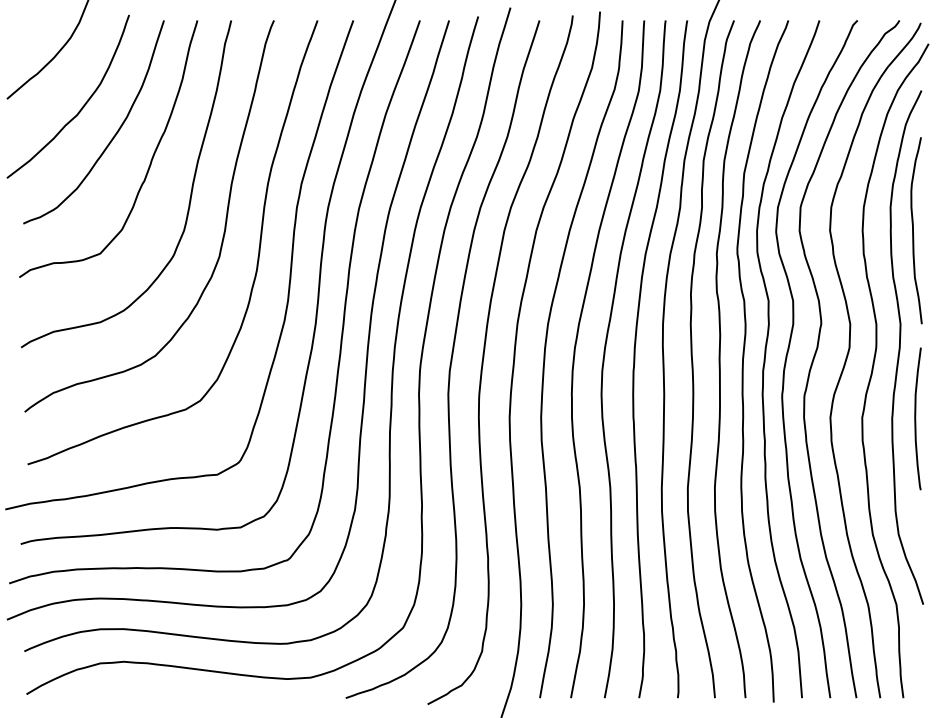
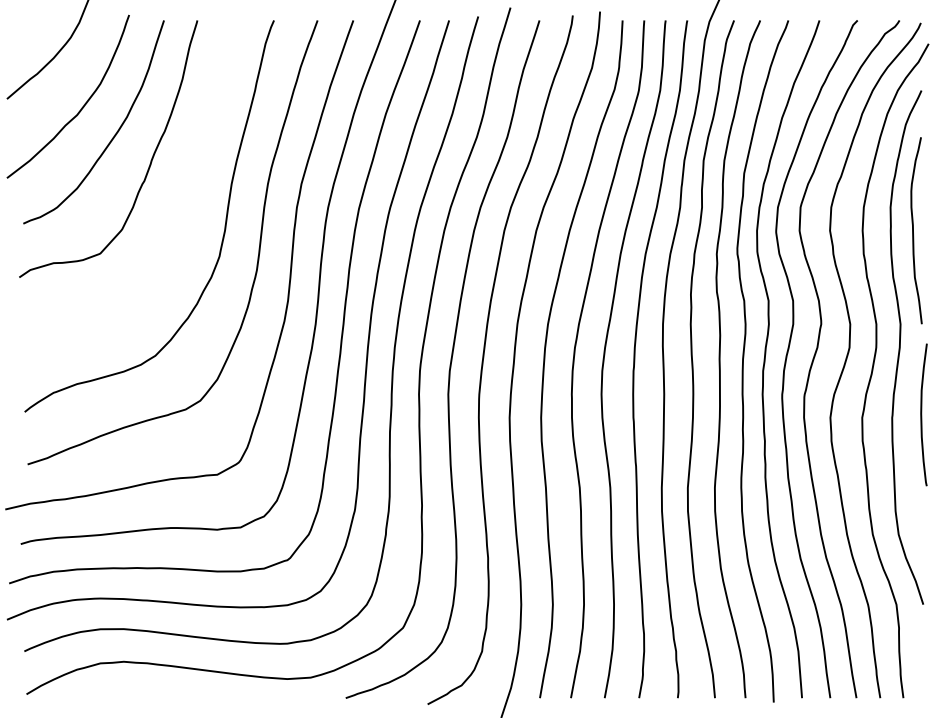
curve: present -> none (190, 192)
curve position: (916, 418) -> (922, 414) (922, 414)
